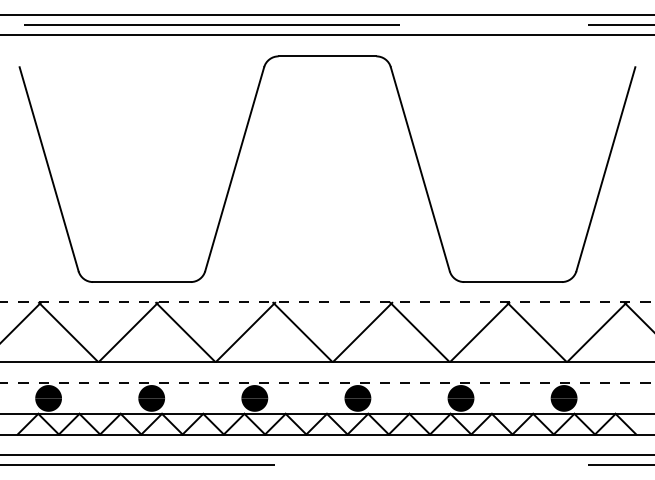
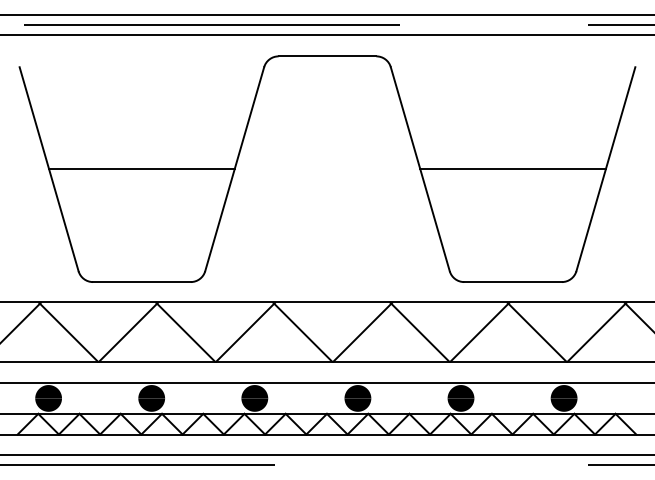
line: none -> present (141, 169)
line: none -> present (512, 169)
line: dashed -> solid (327, 302)
line: dashed -> solid (327, 382)
